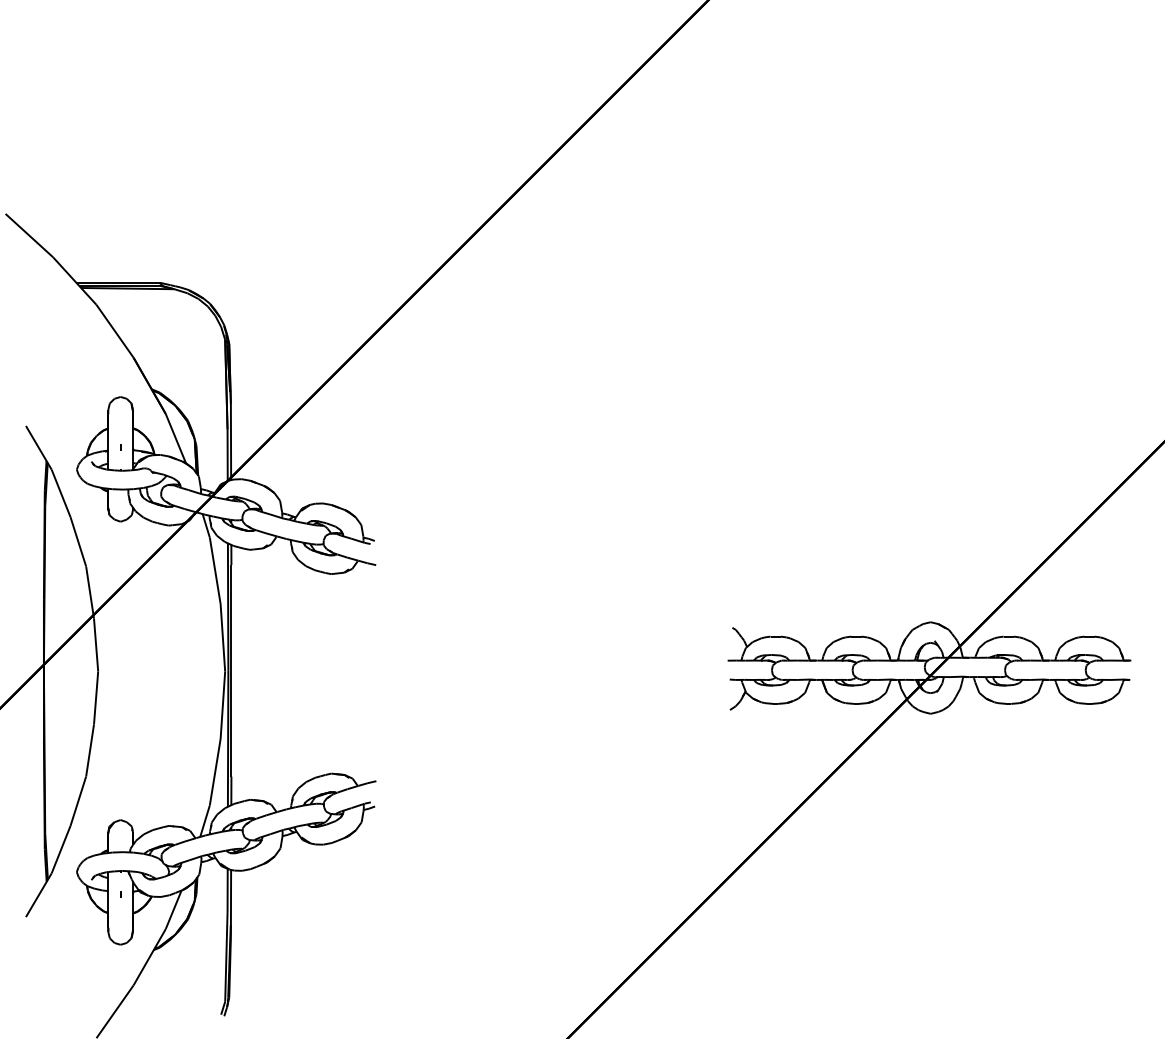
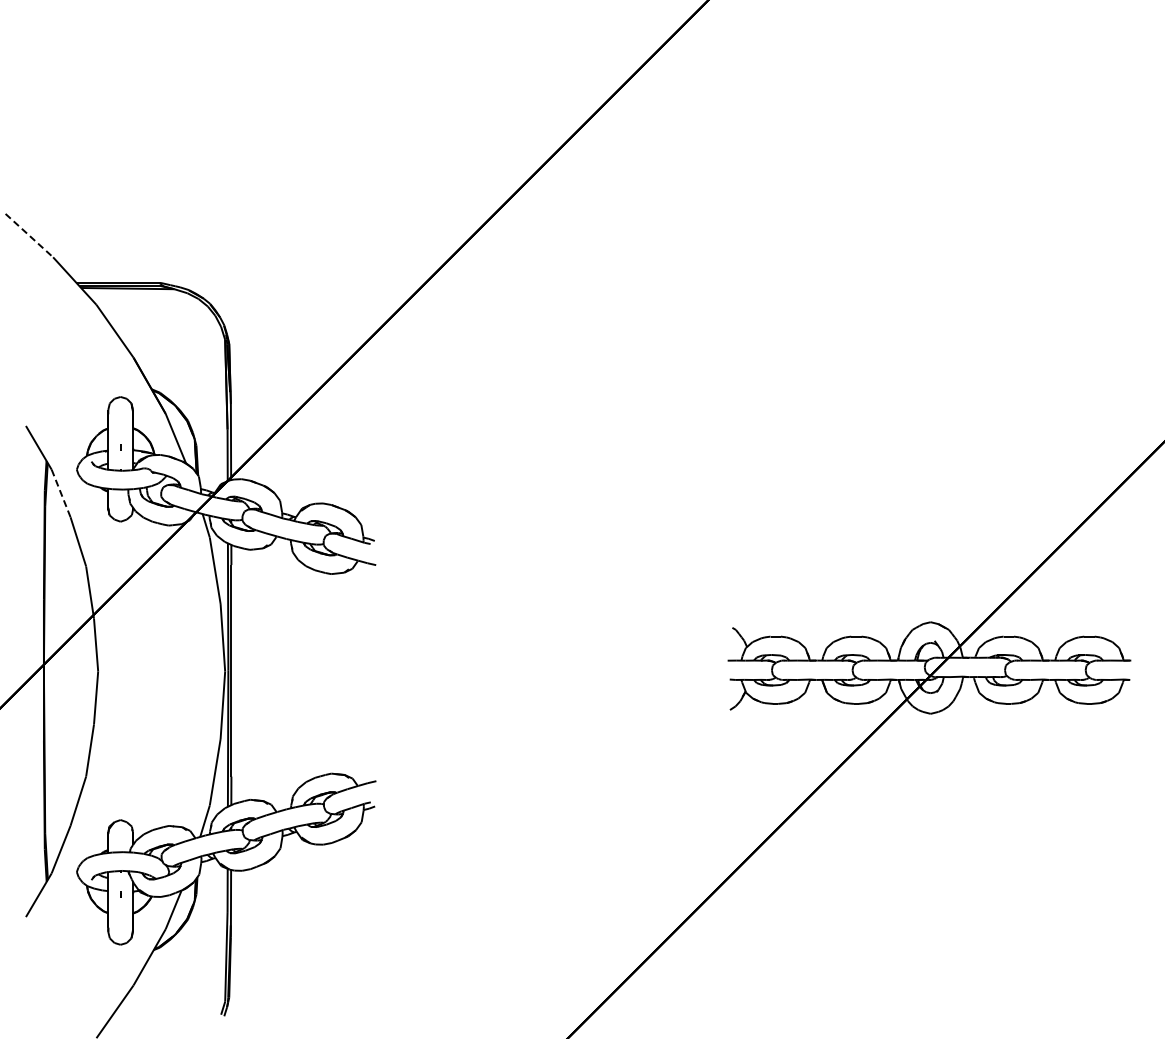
line: solid -> dashed (29, 235)
line: solid -> dashed (61, 493)
